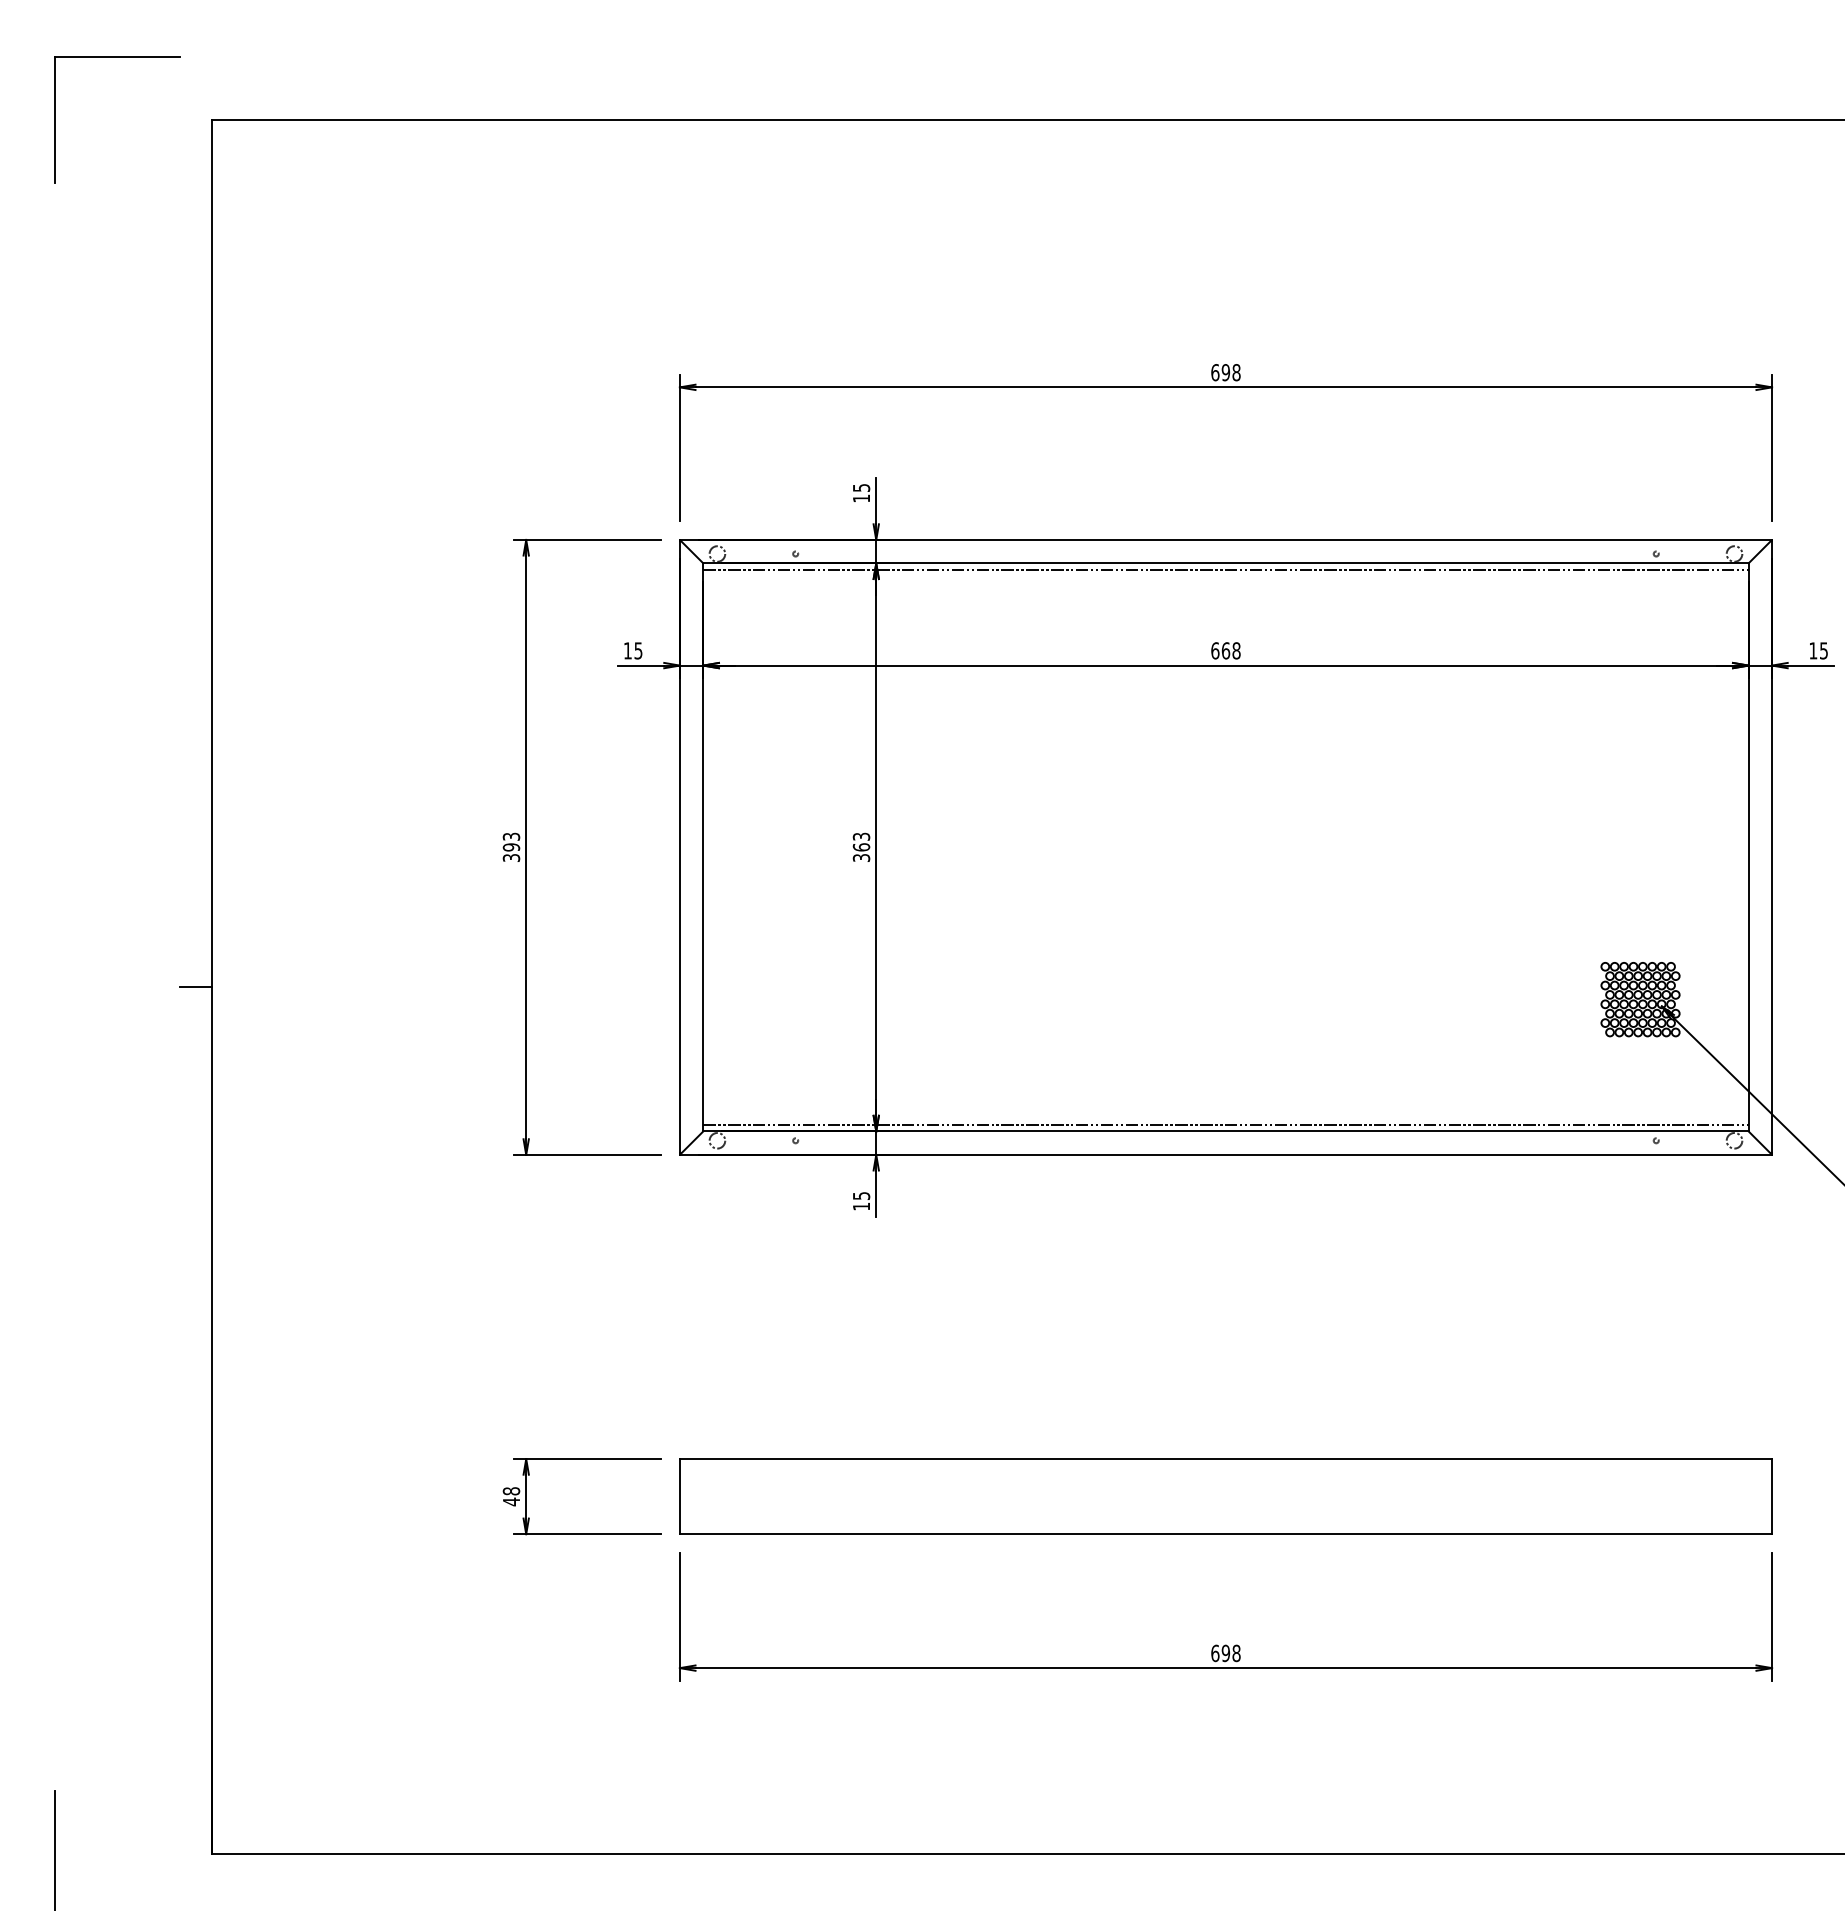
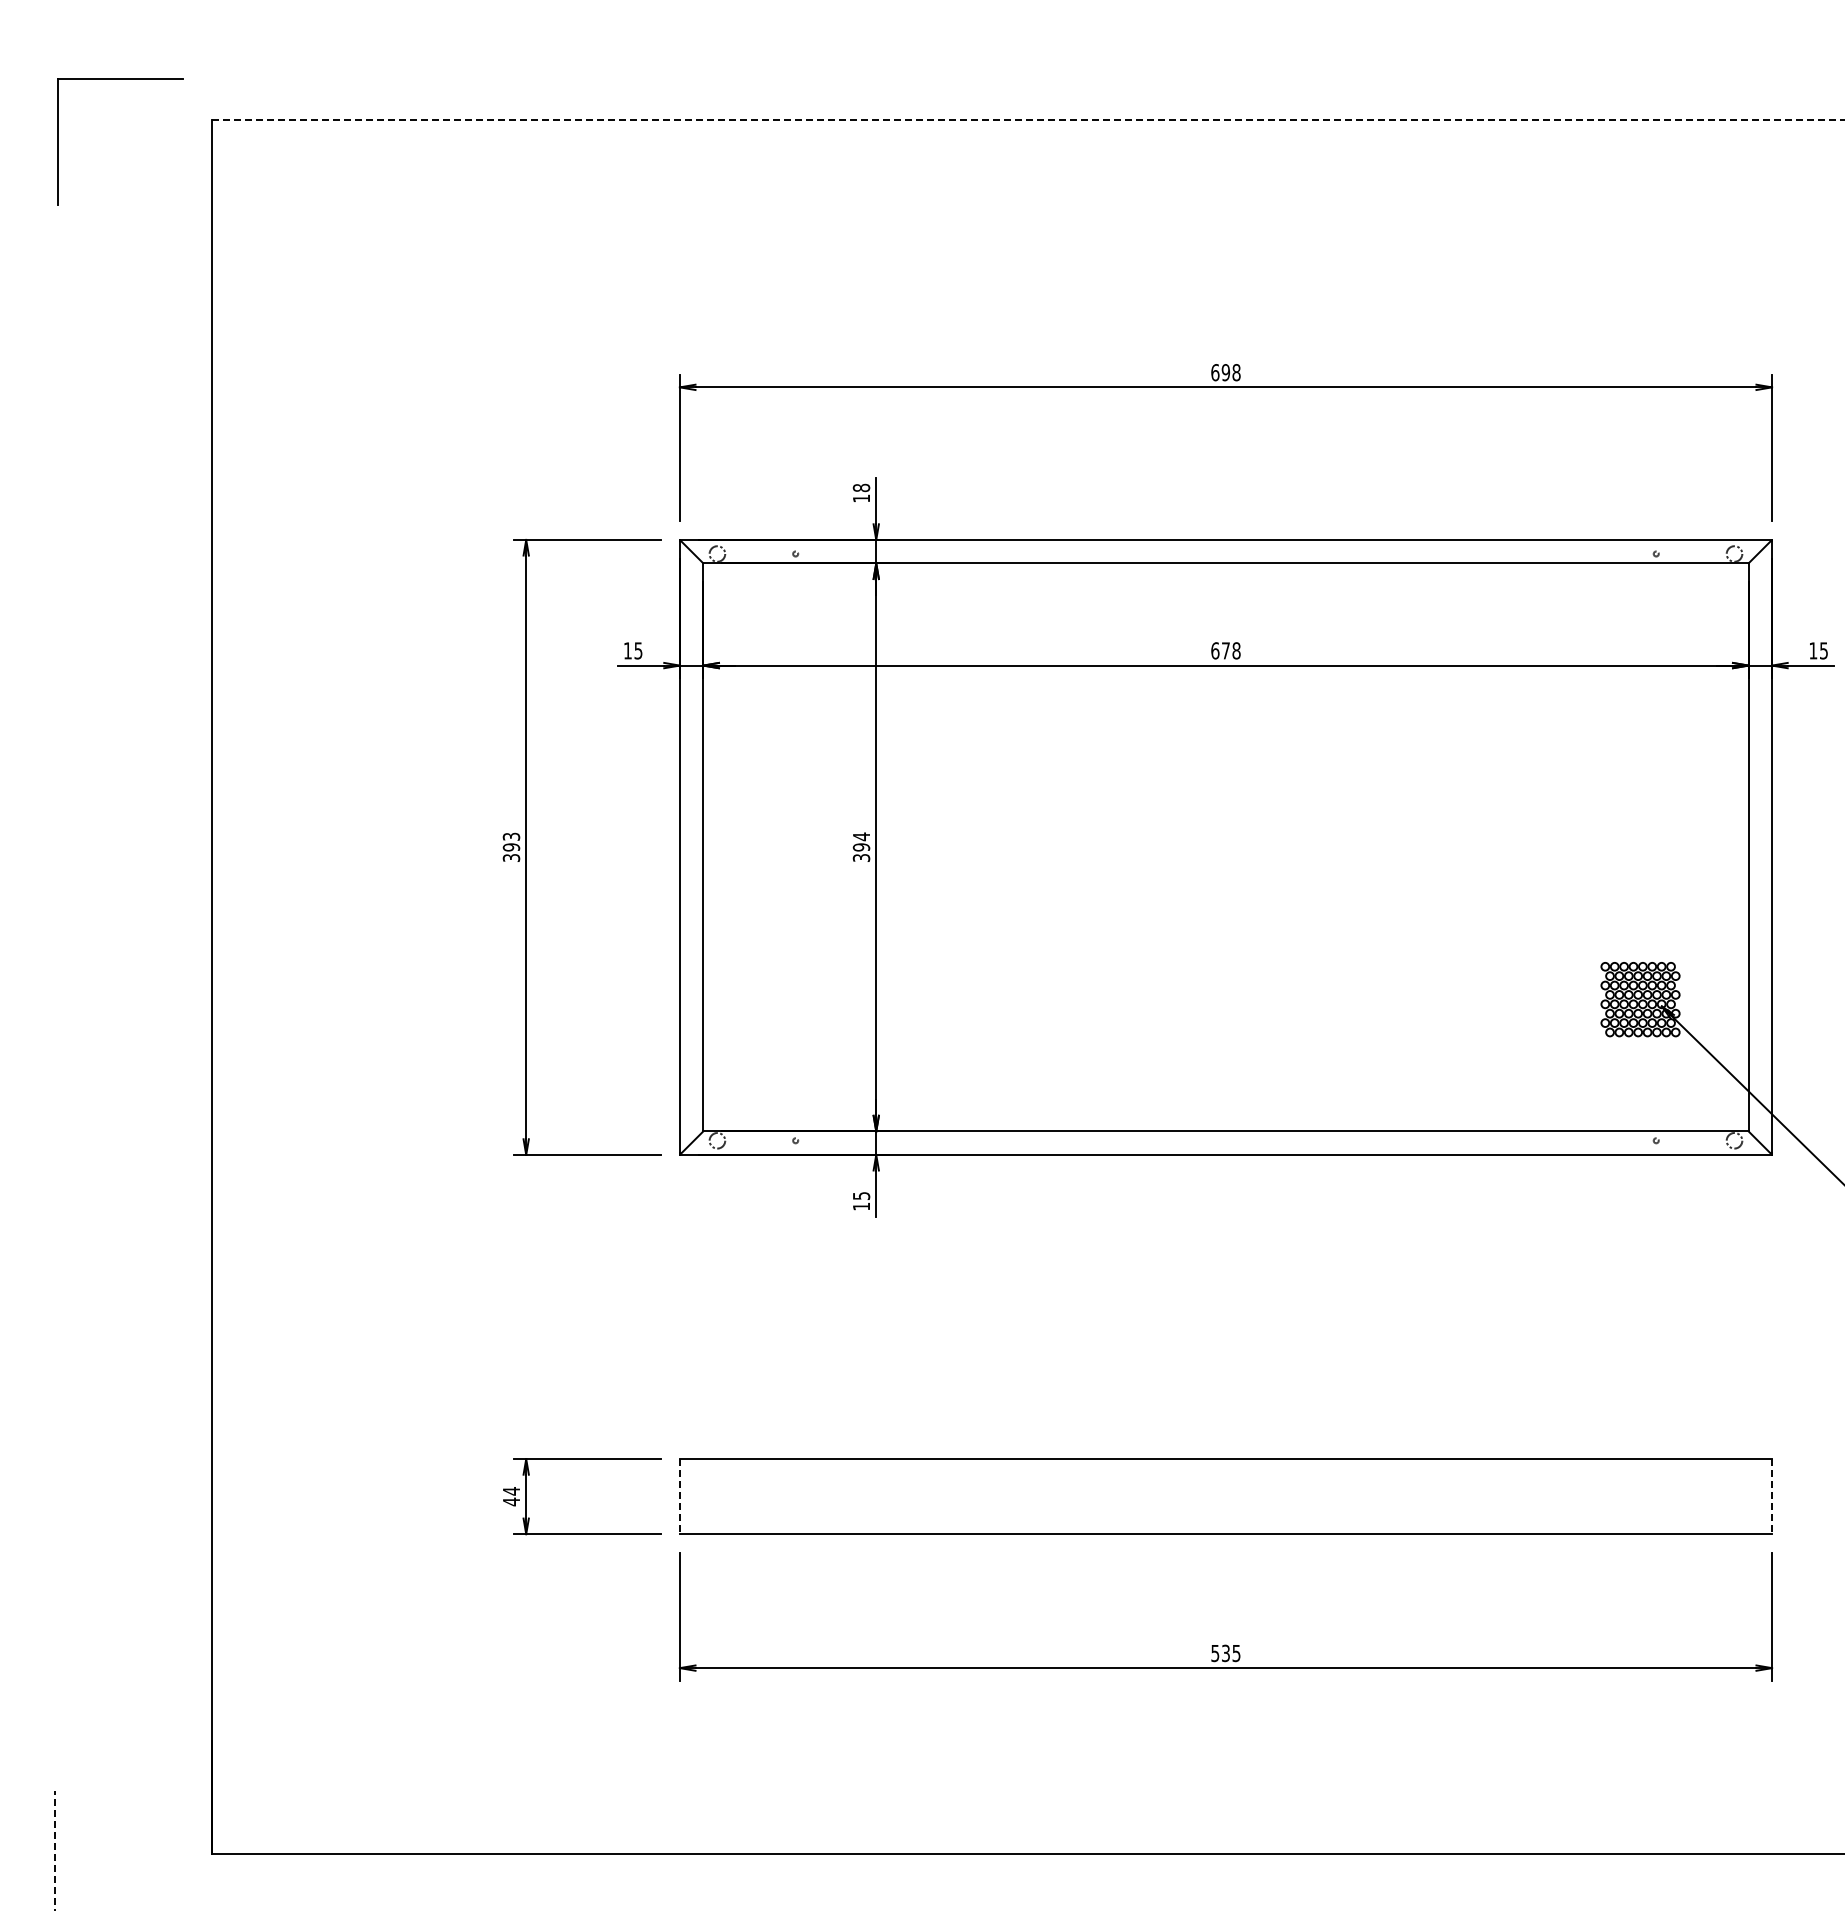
part position: (117, 57) -> (120, 79) (120, 79)
line: solid -> dashed (1028, 119)
text: 15 -> 18 (861, 487)
line: present -> none (1225, 569)
text: 668 -> 678 (1225, 650)
text: 363 -> 394 (861, 841)
line: present -> none (195, 986)
line: present -> none (1225, 1125)
text: 48 -> 44 (511, 1491)
line: solid -> dashed (679, 1496)
line: solid -> dashed (1772, 1496)
text: 698 -> 535 (1225, 1653)
line: solid -> dashed (55, 1850)
